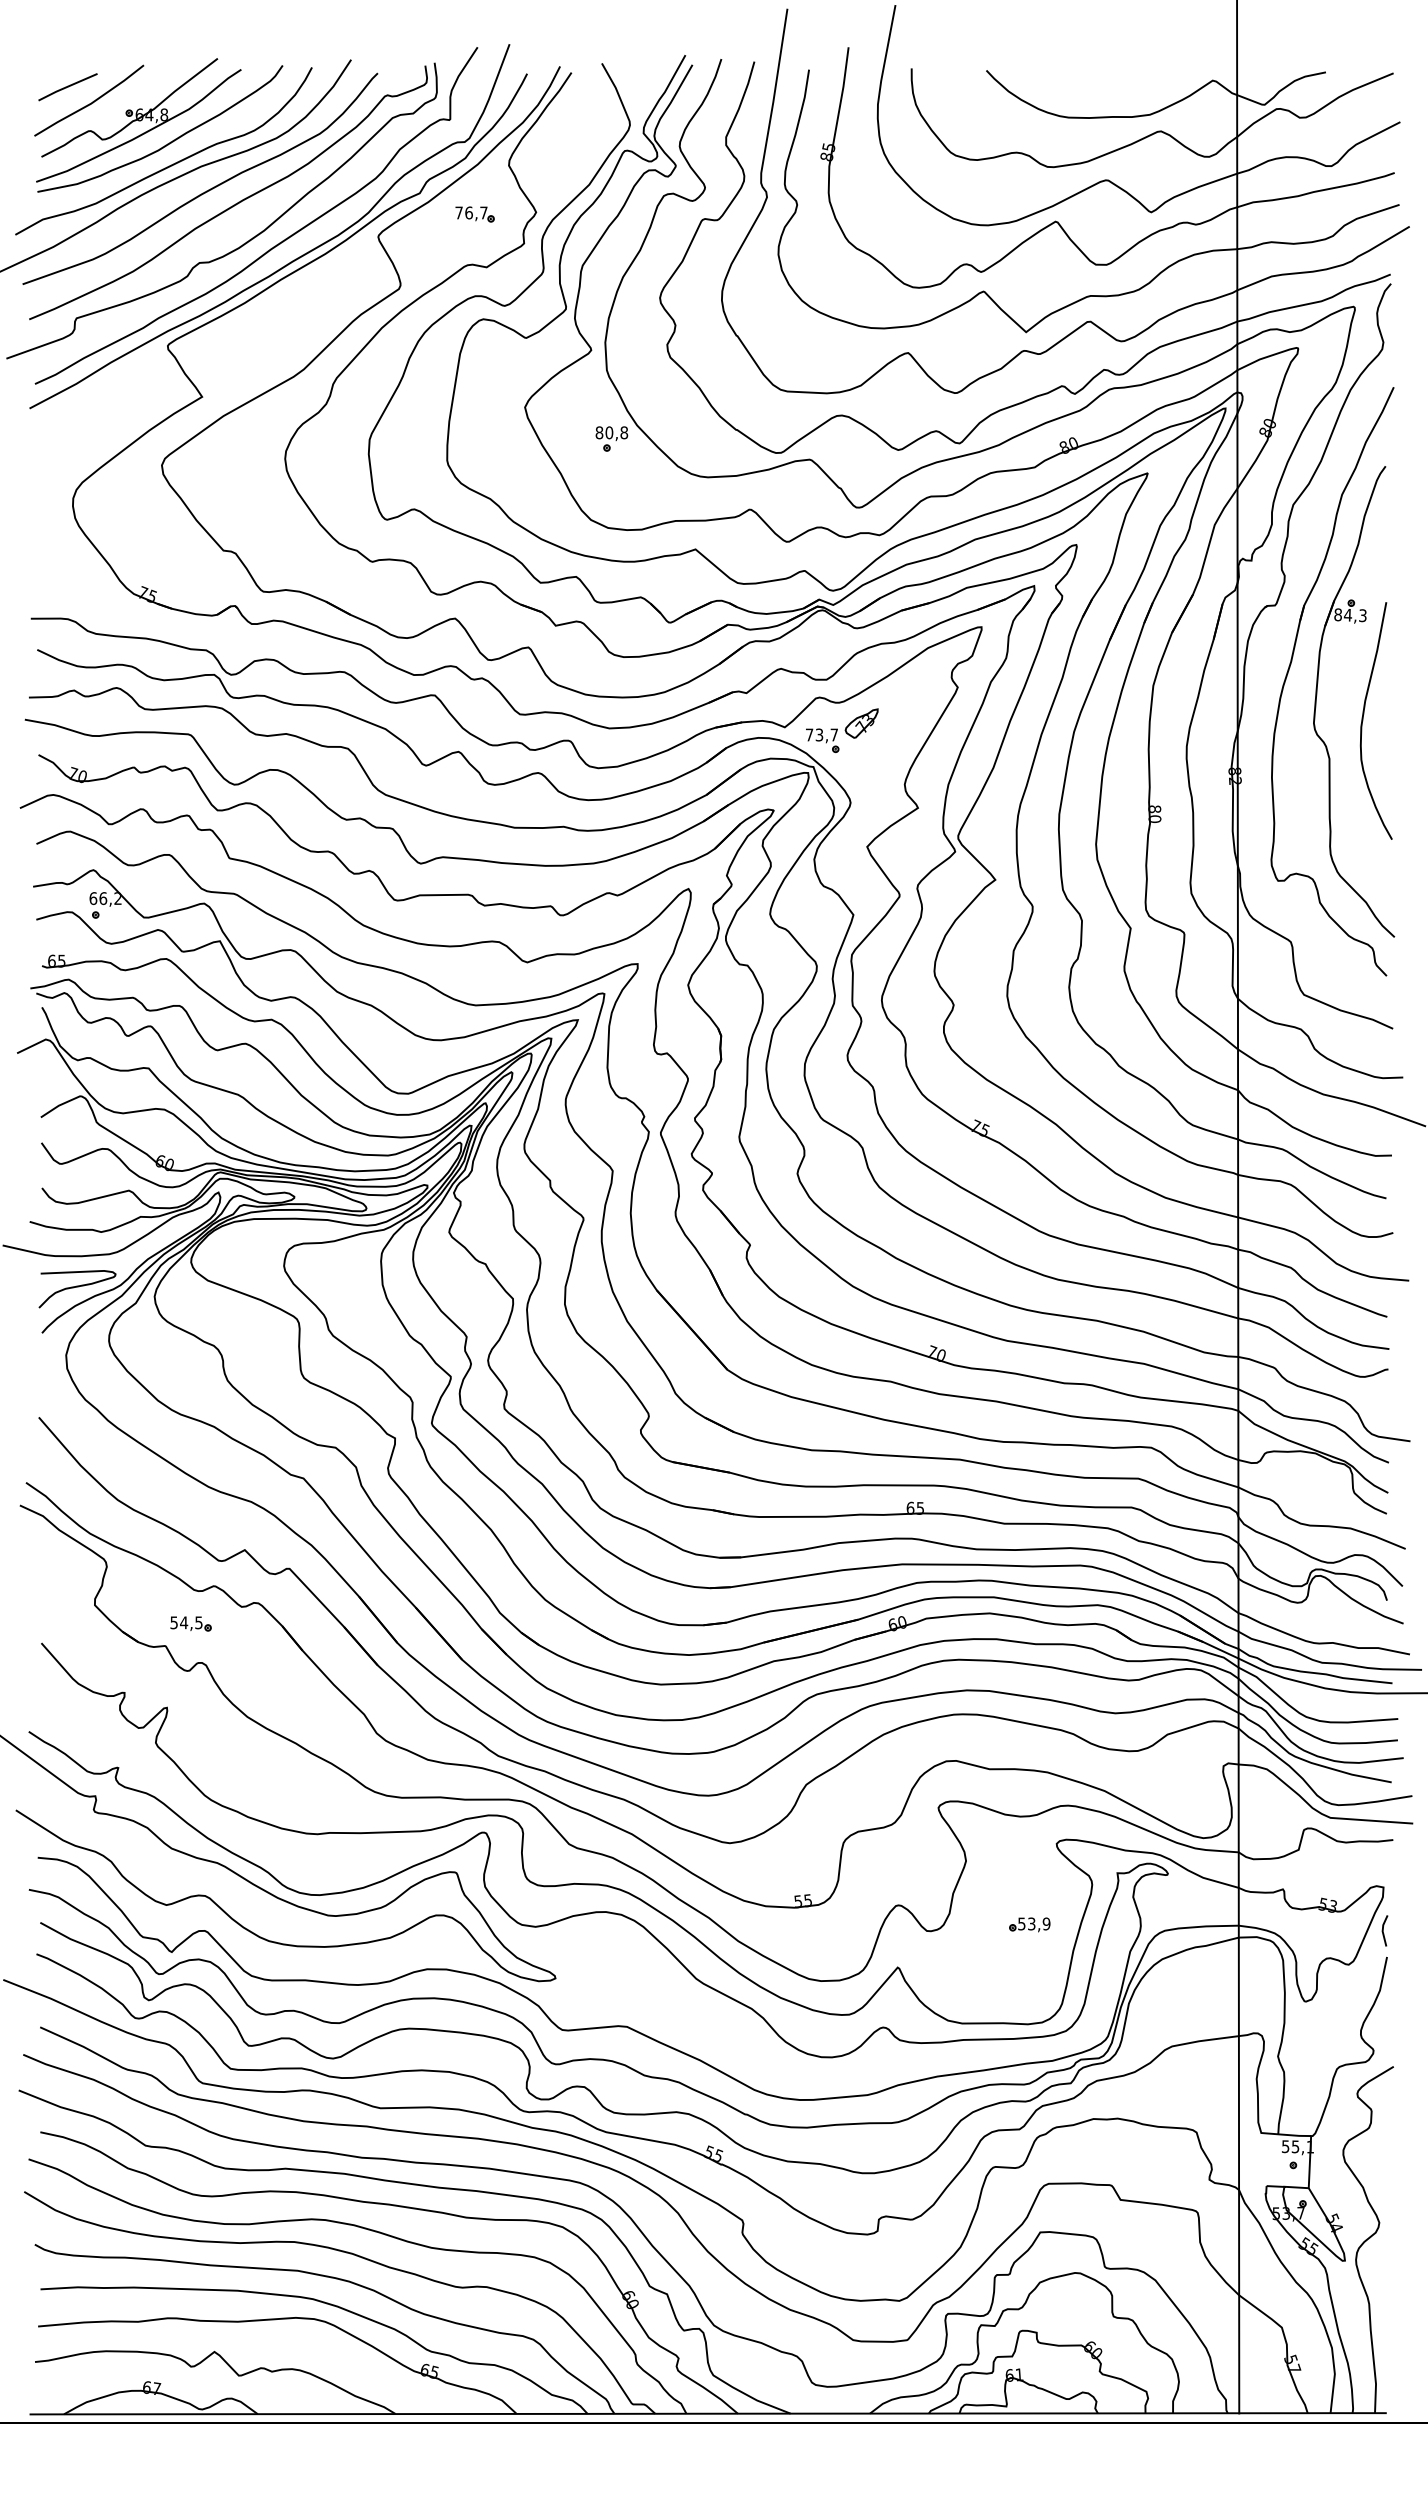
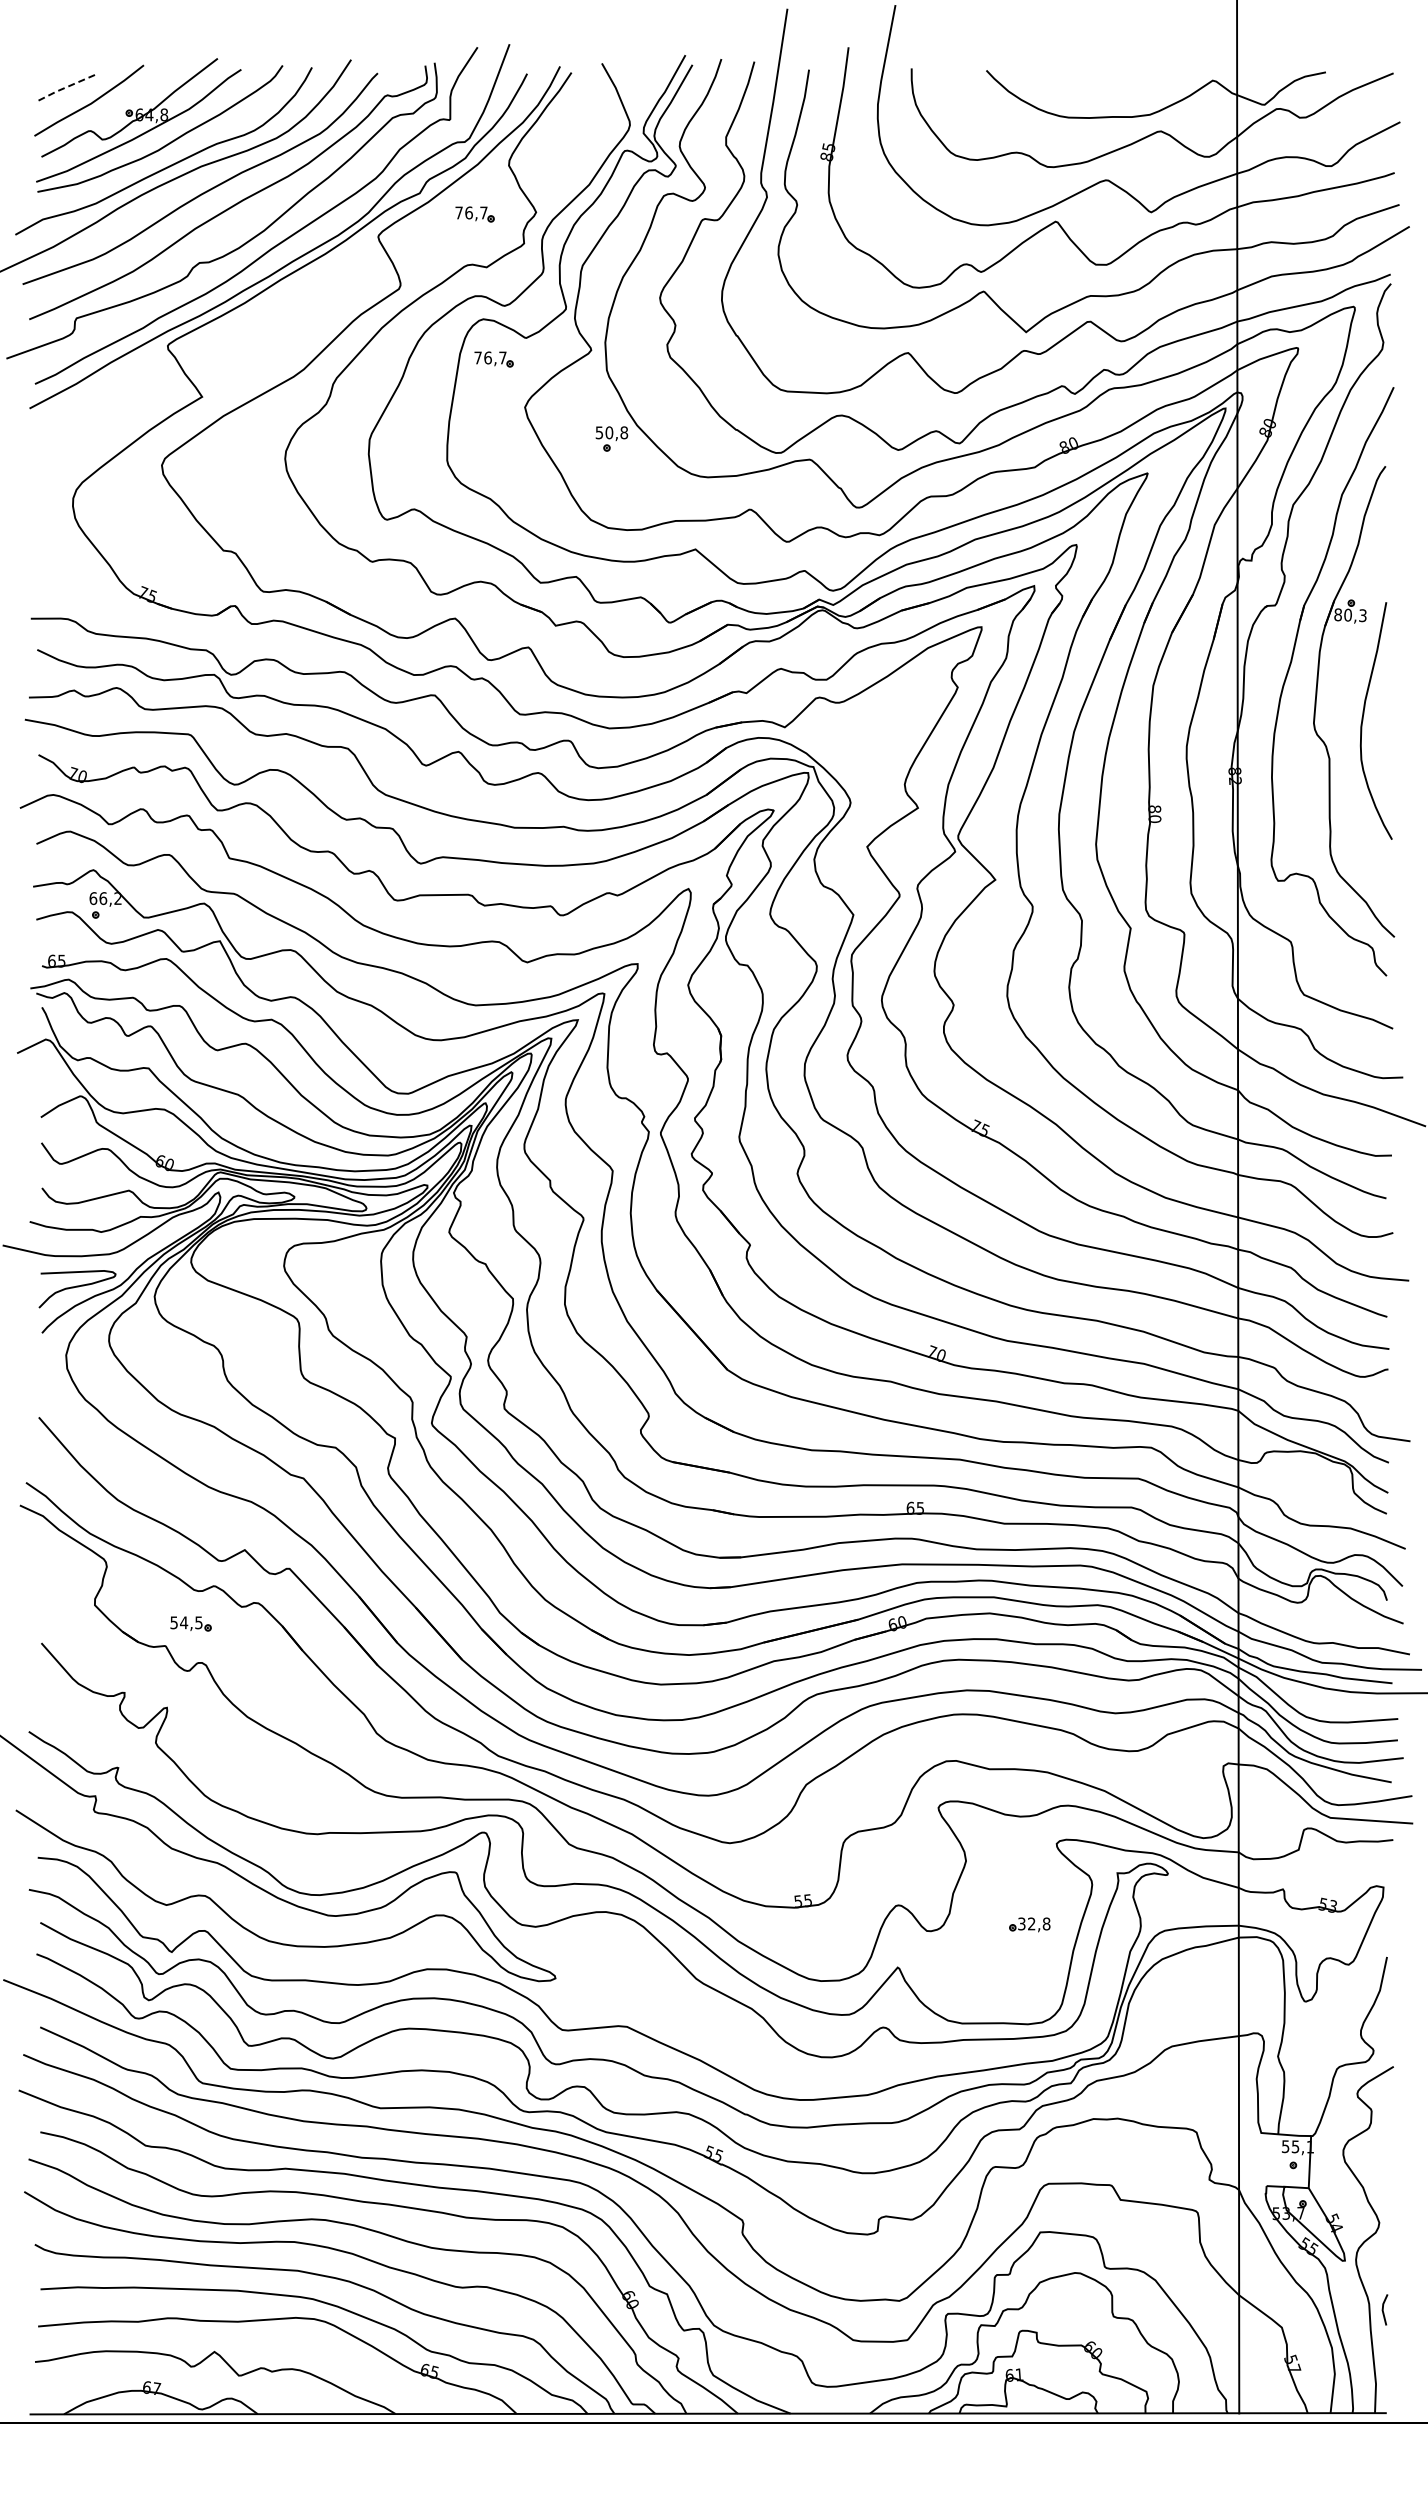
line: solid -> dashed (67, 86)
part: none -> present (493, 359)
text: 80,8 -> 50,8 (599, 432)
text: 84,3 -> 80,3 (1347, 614)
part: present -> none (842, 730)
text: 53,9 -> 32,8 (1034, 1923)
line position: (1383, 1930) -> (1383, 2309) (1383, 2309)
